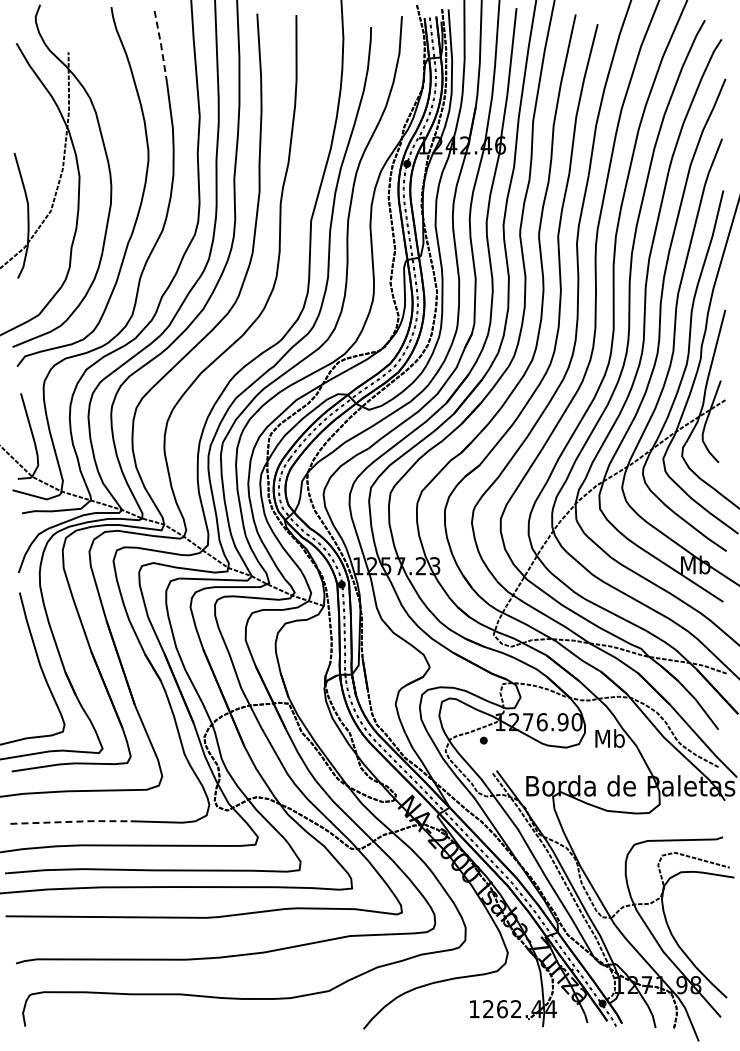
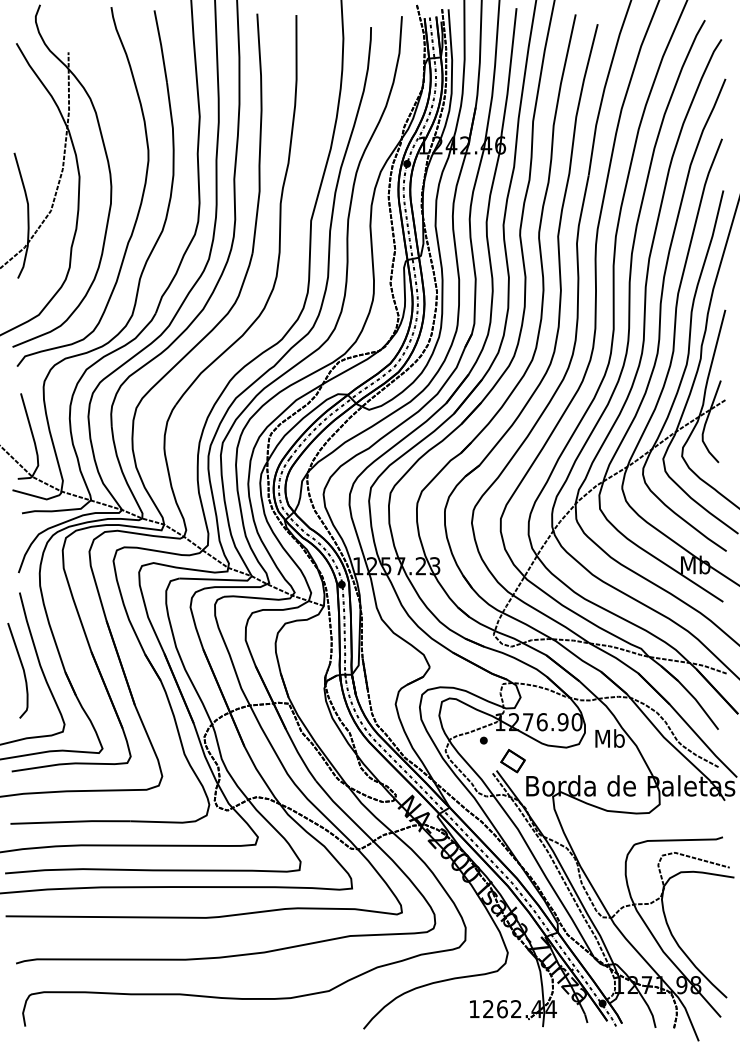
line: dashed -> solid (161, 46)
curve: none -> present (22, 669)
part: none -> present (512, 761)
line: dashed -> solid (71, 821)
